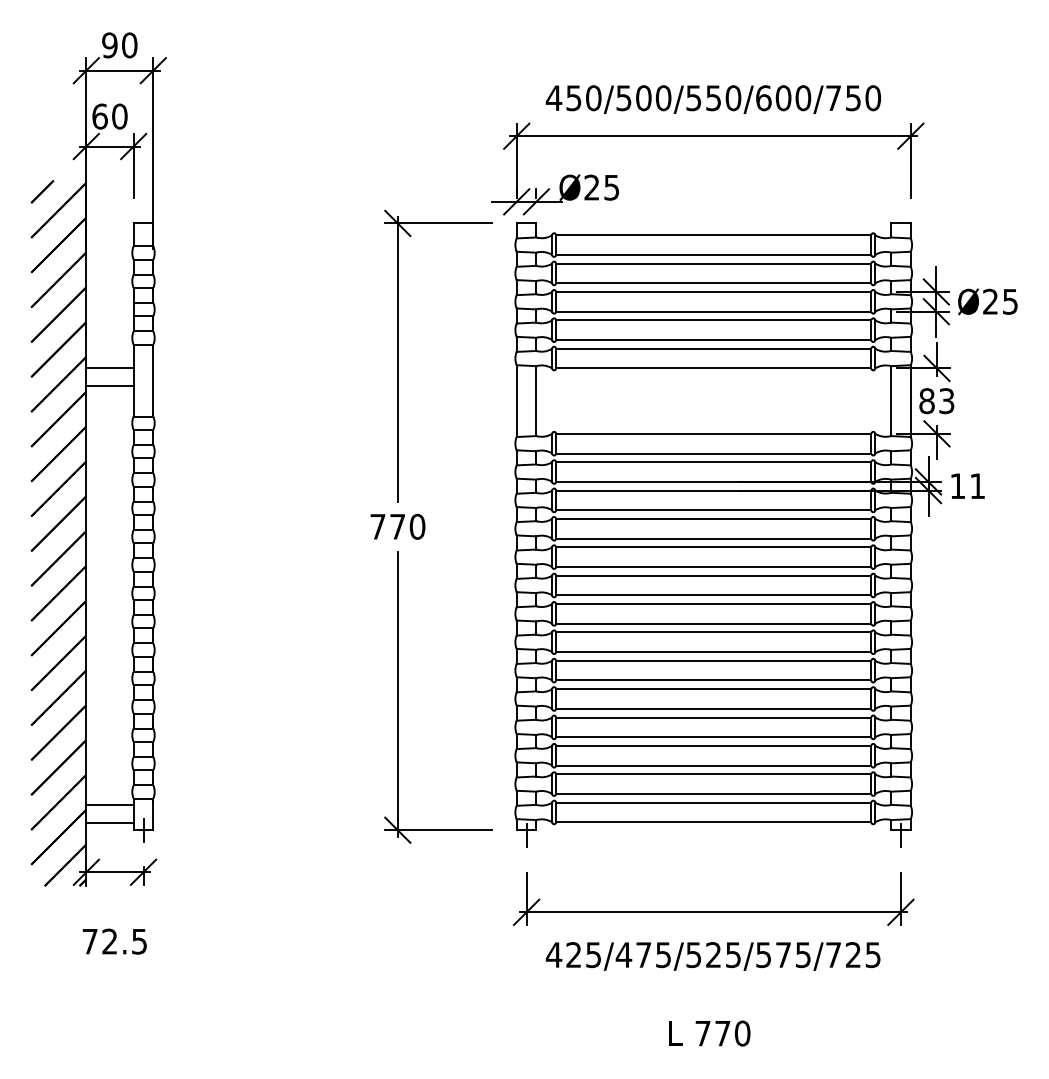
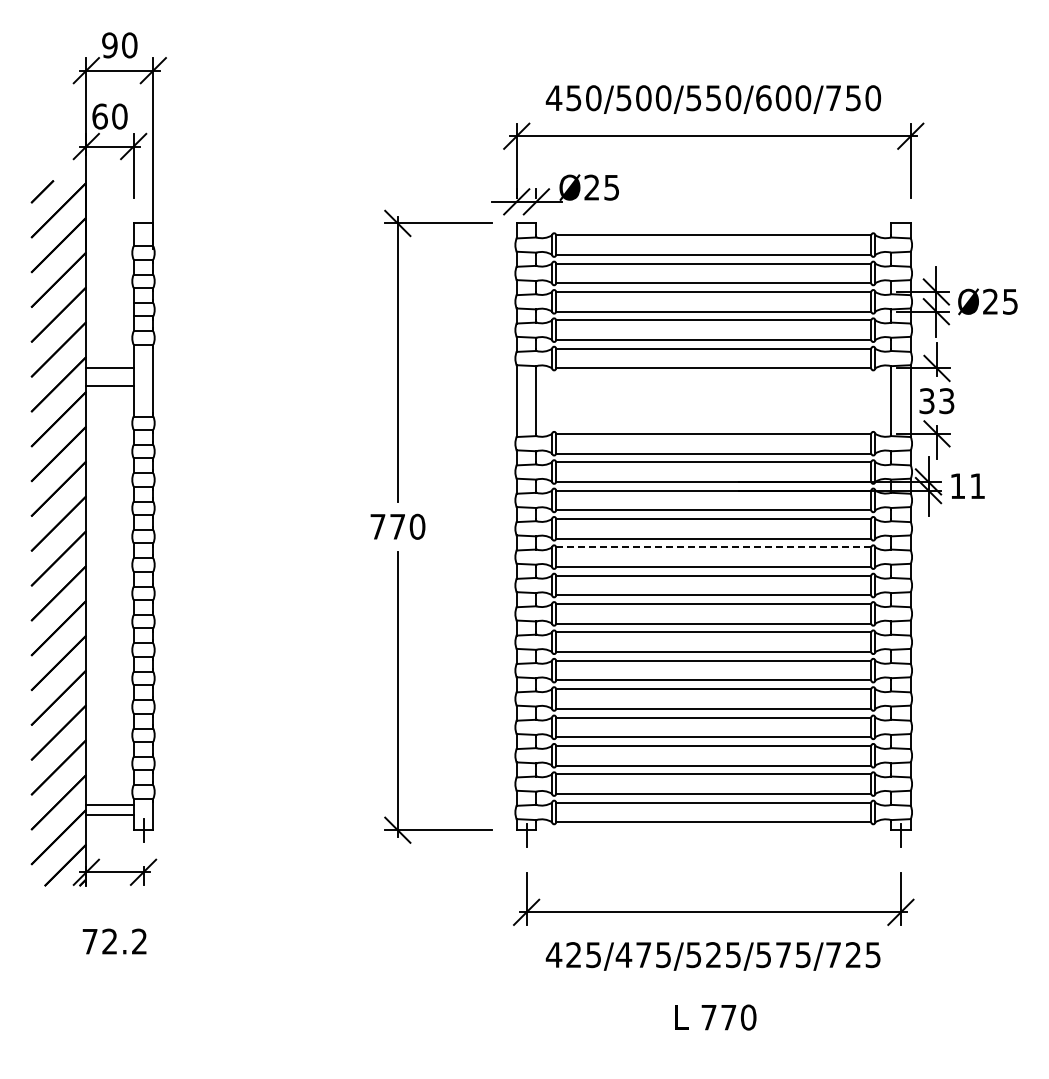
text: 83 -> 33 (926, 401)
line: solid -> dashed (713, 547)
line position: (109, 822) -> (109, 814) (109, 814)
text: 72.5 -> 72.2 (139, 941)
text position: (709, 1033) -> (715, 1017) (715, 1017)
